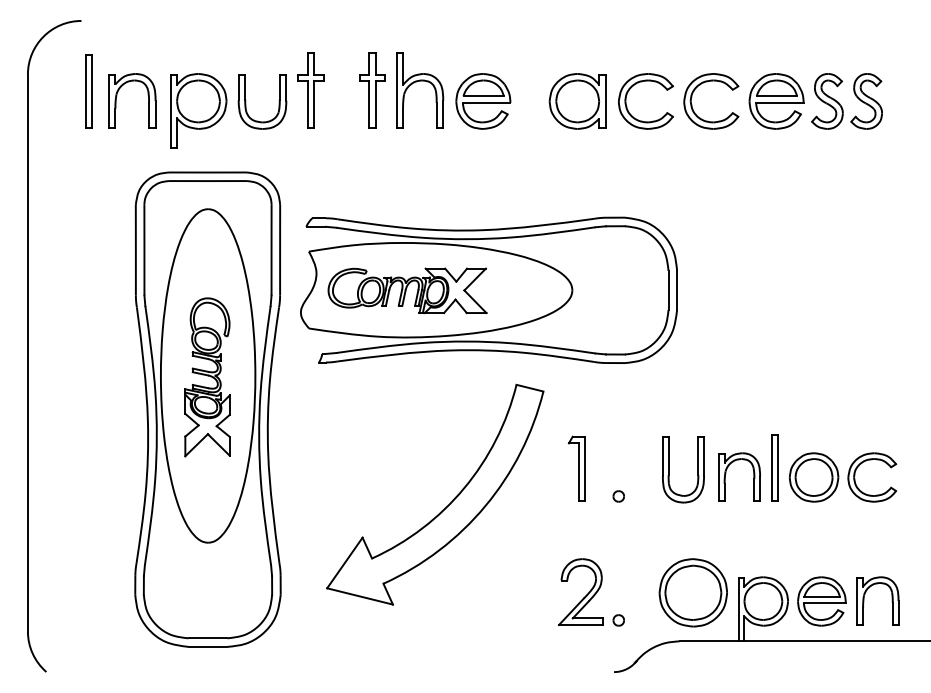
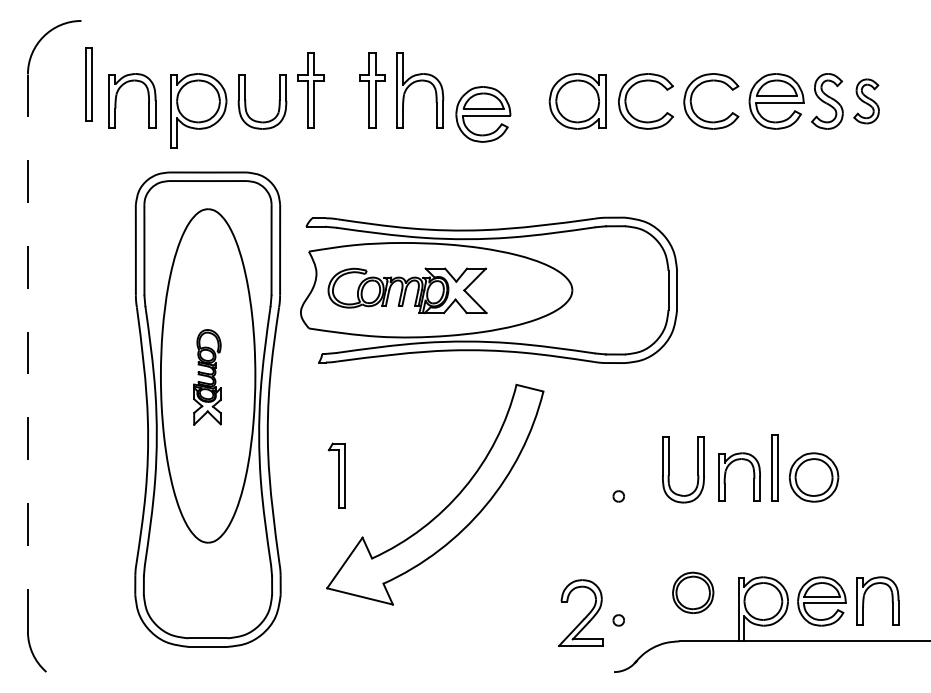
part position: (88, 91) -> (88, 84) (88, 84)
part position: (483, 101) -> (483, 114) (483, 114)
part size: 33x57 px -> 27x47 px (866, 101)
line: solid -> dashed (27, 353)
part size: 47x161 px -> 29x97 px (207, 377)
part: present -> none (864, 462)
part position: (576, 468) -> (336, 475) (336, 475)
part size: 70x70 px -> 43x43 px (693, 592)
part position: (585, 595) -> (585, 616) (585, 616)
